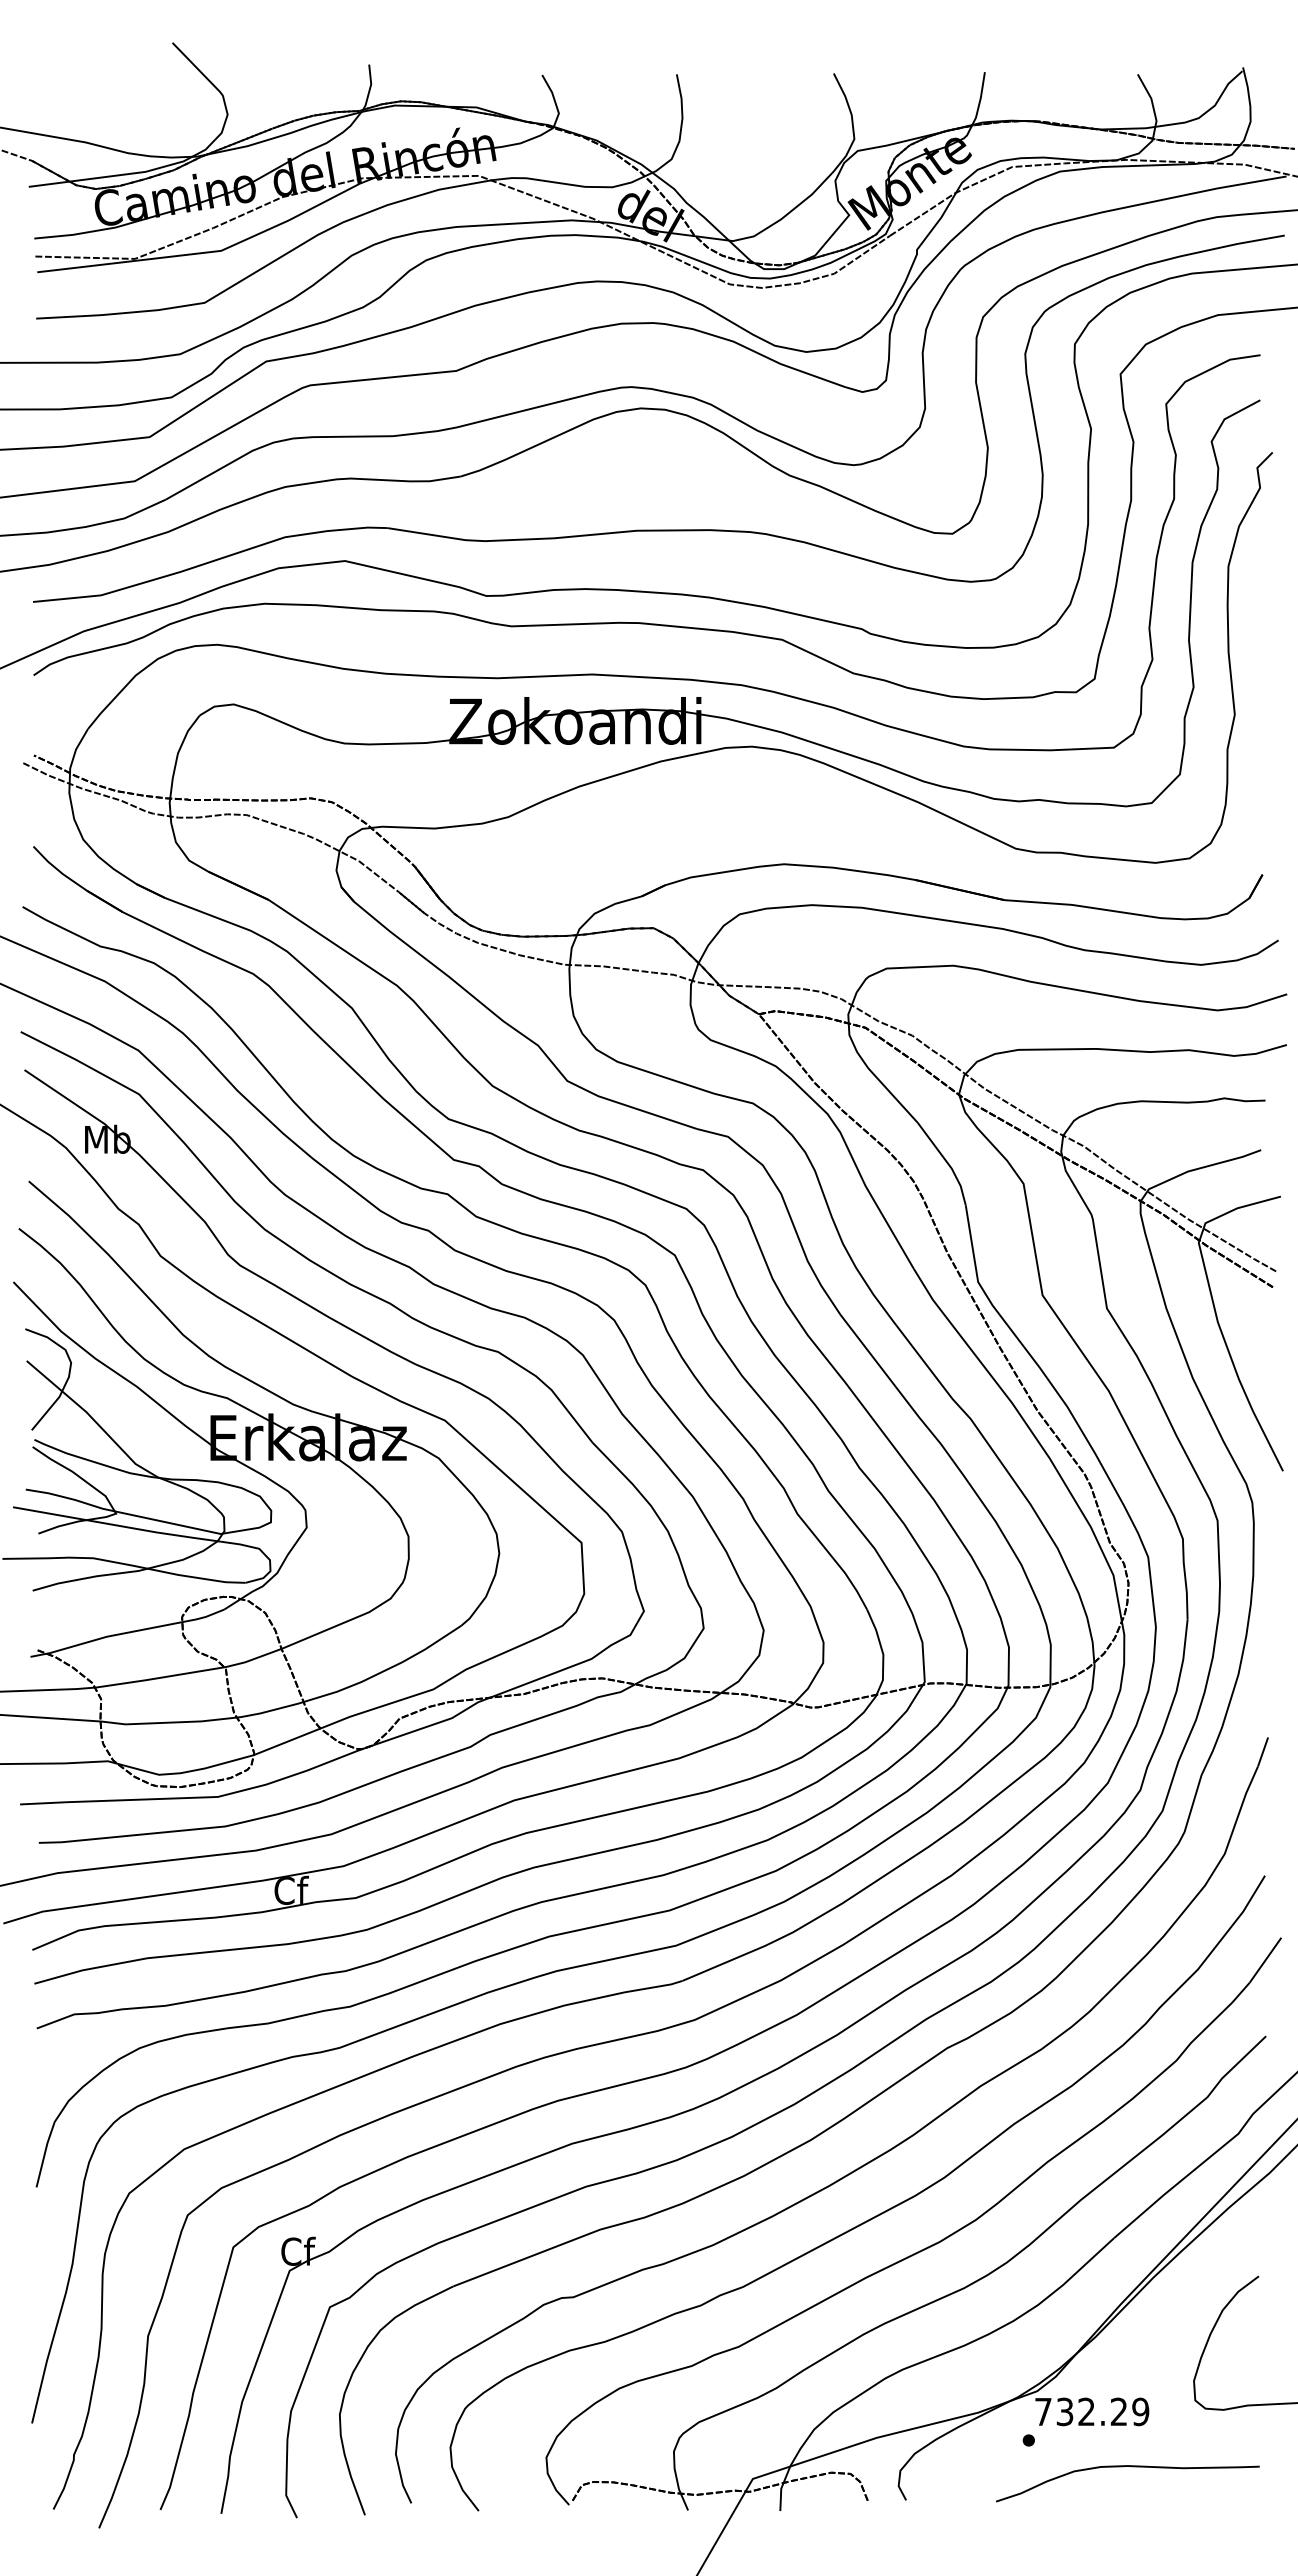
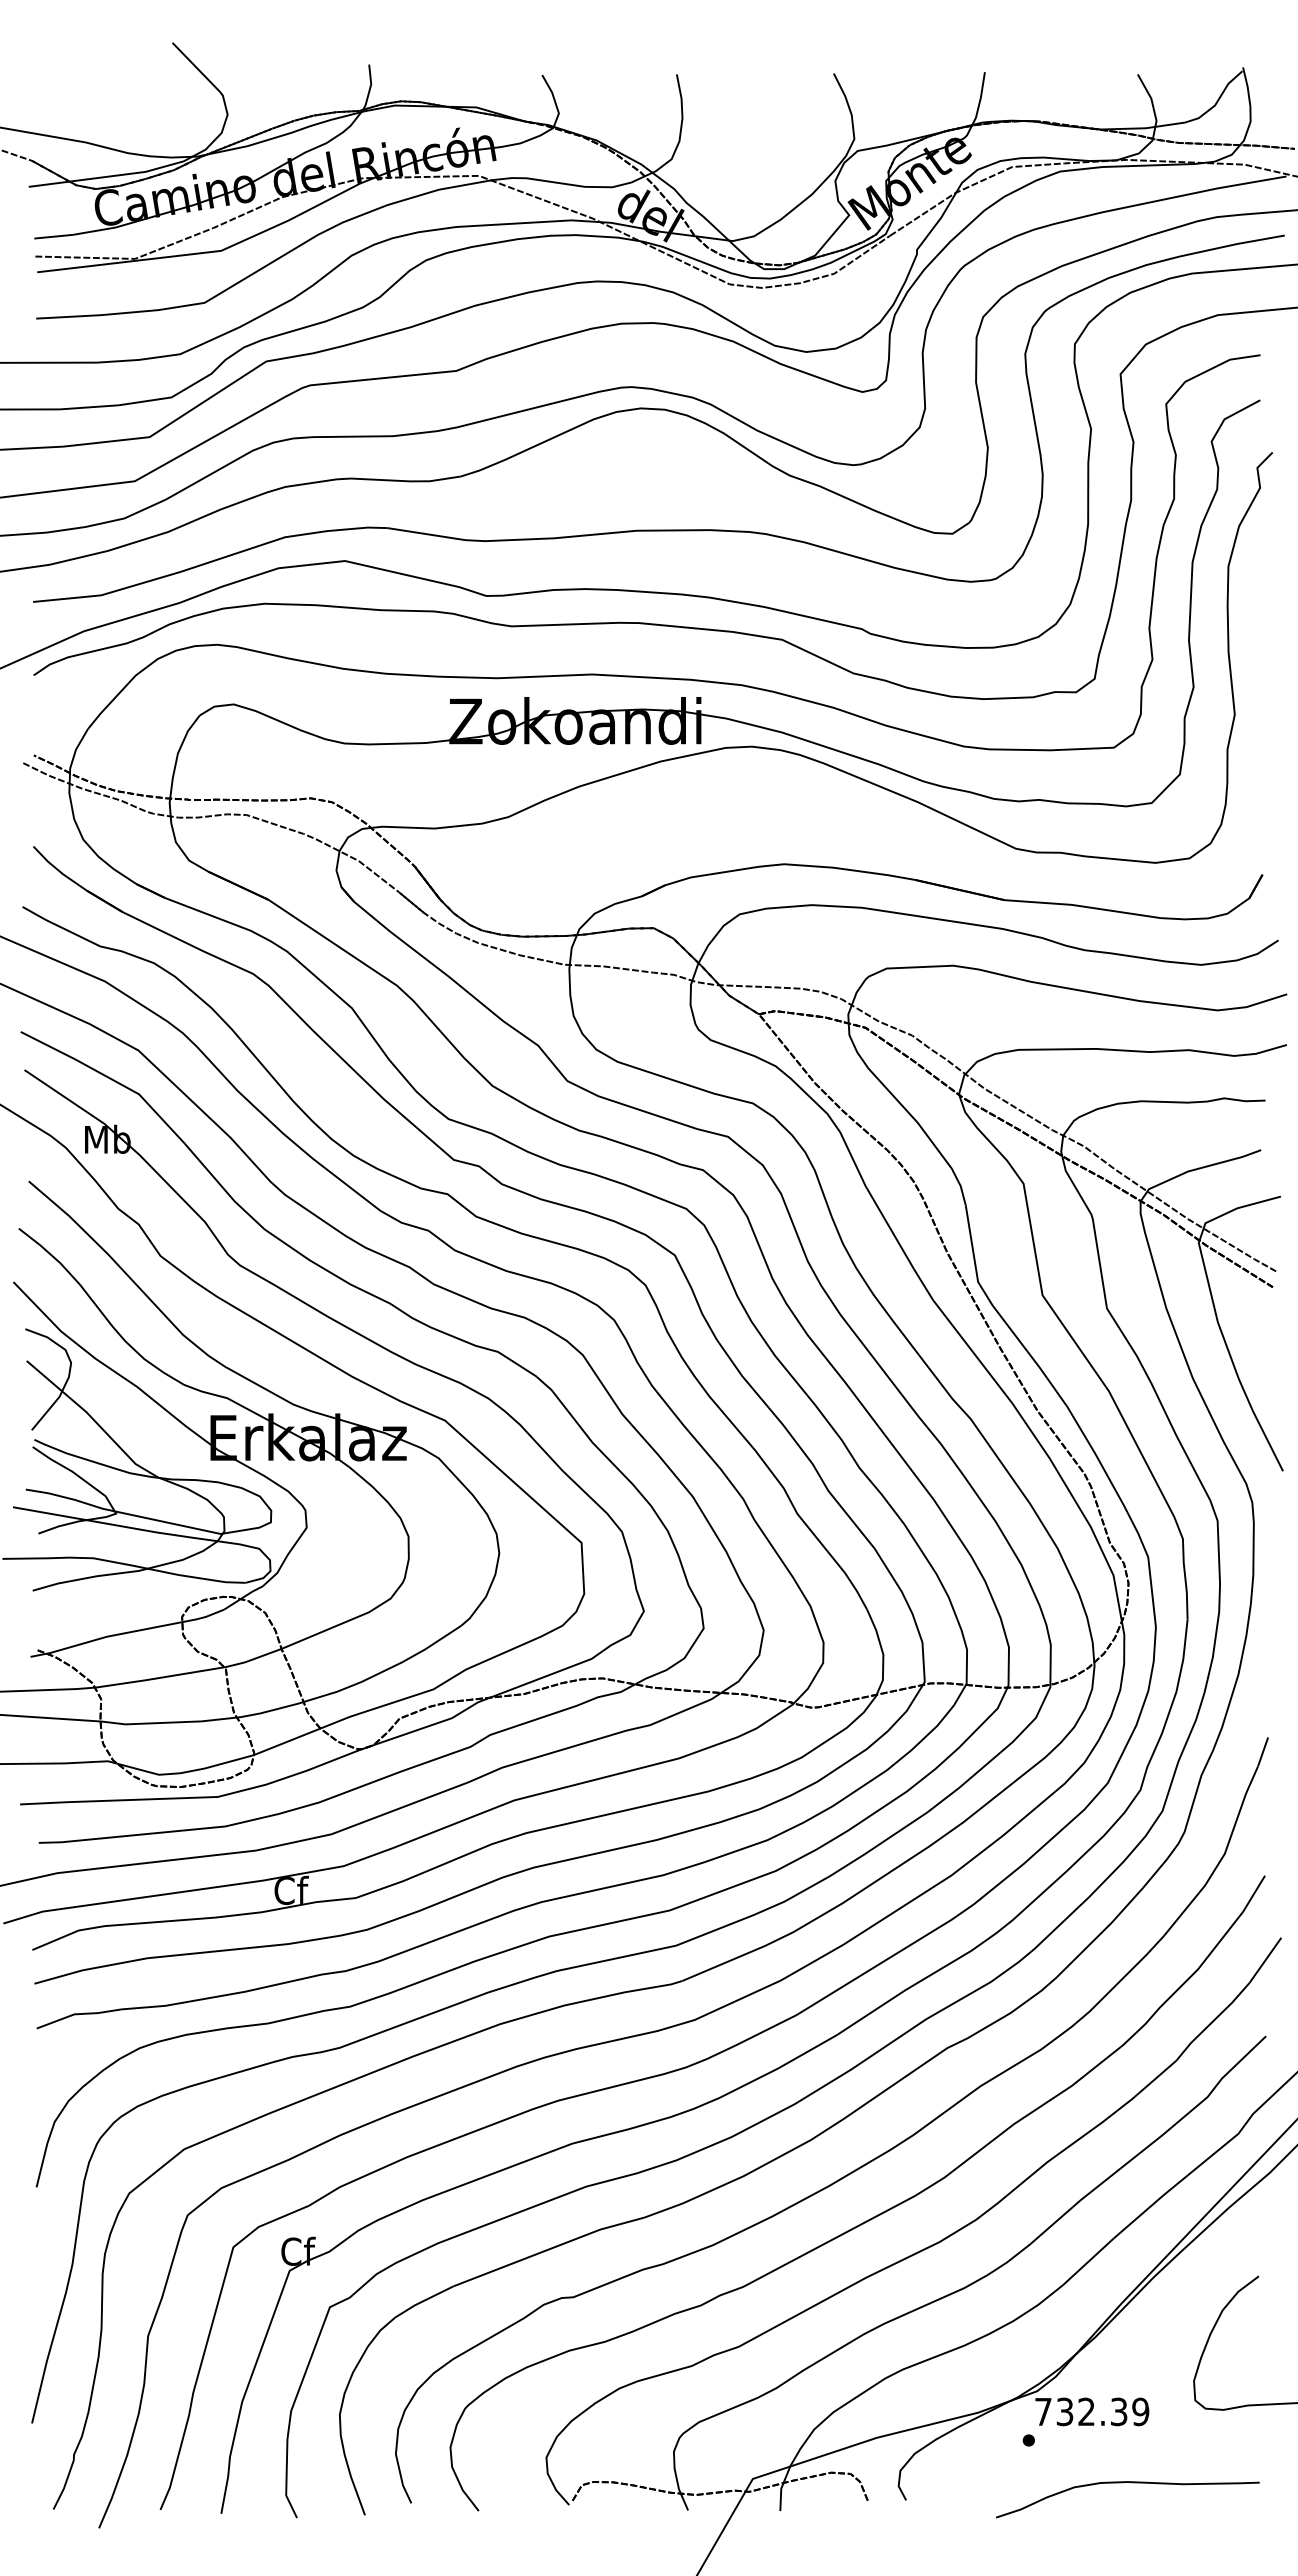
text: 732.29 -> 732.39 (1119, 2411)
curve position: (1123, 2467) -> (1123, 2483) (1123, 2483)
